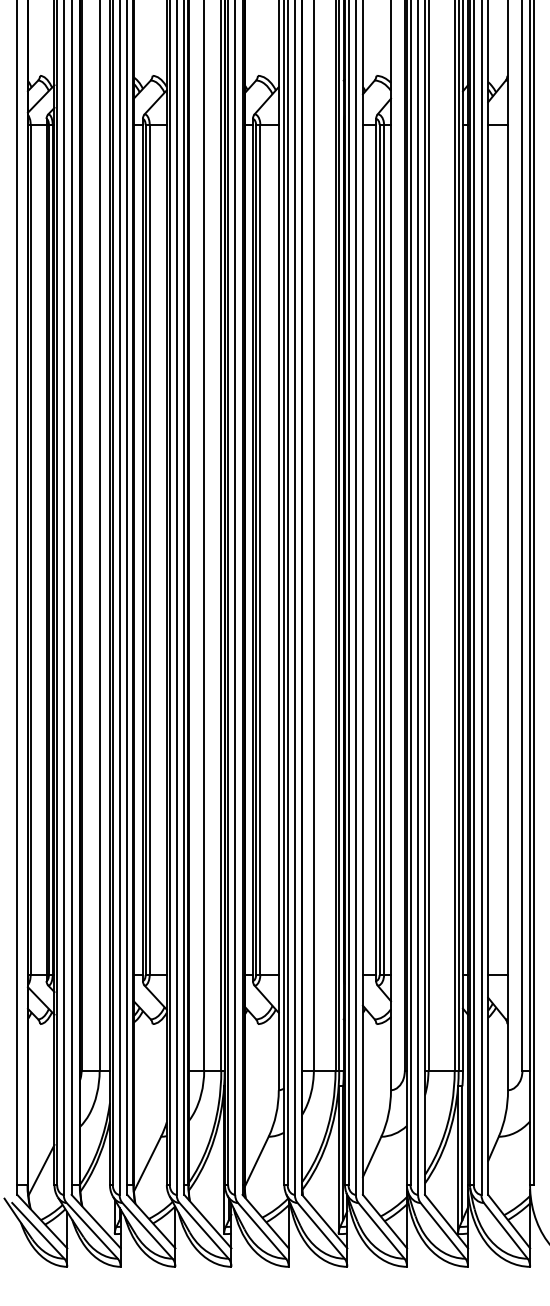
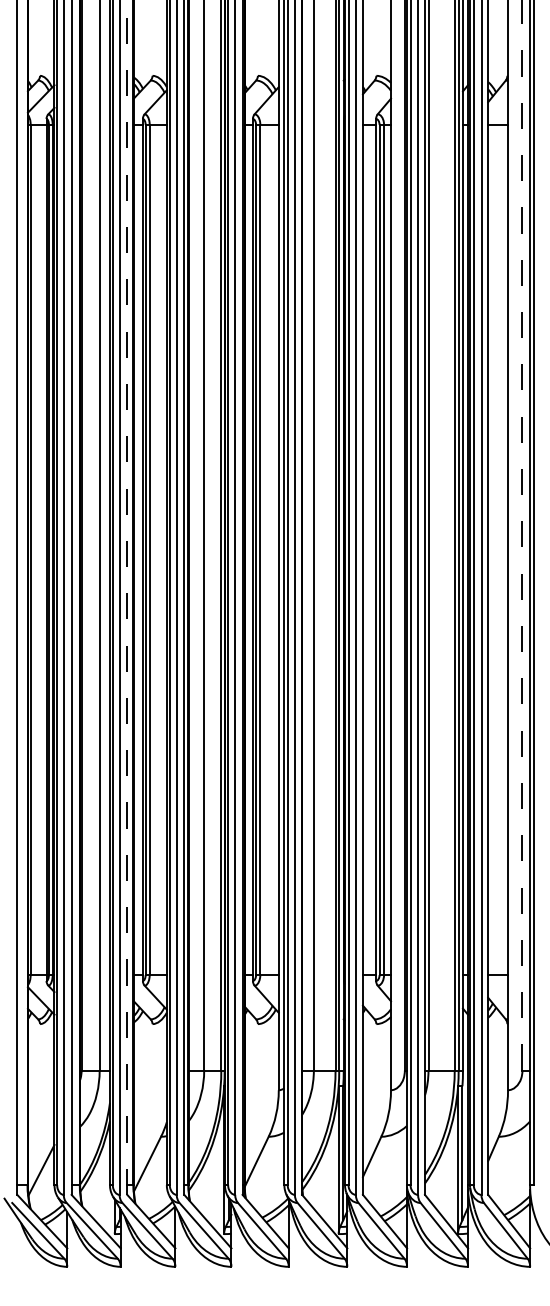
line: solid -> dashed (522, 535)
line: solid -> dashed (127, 597)
